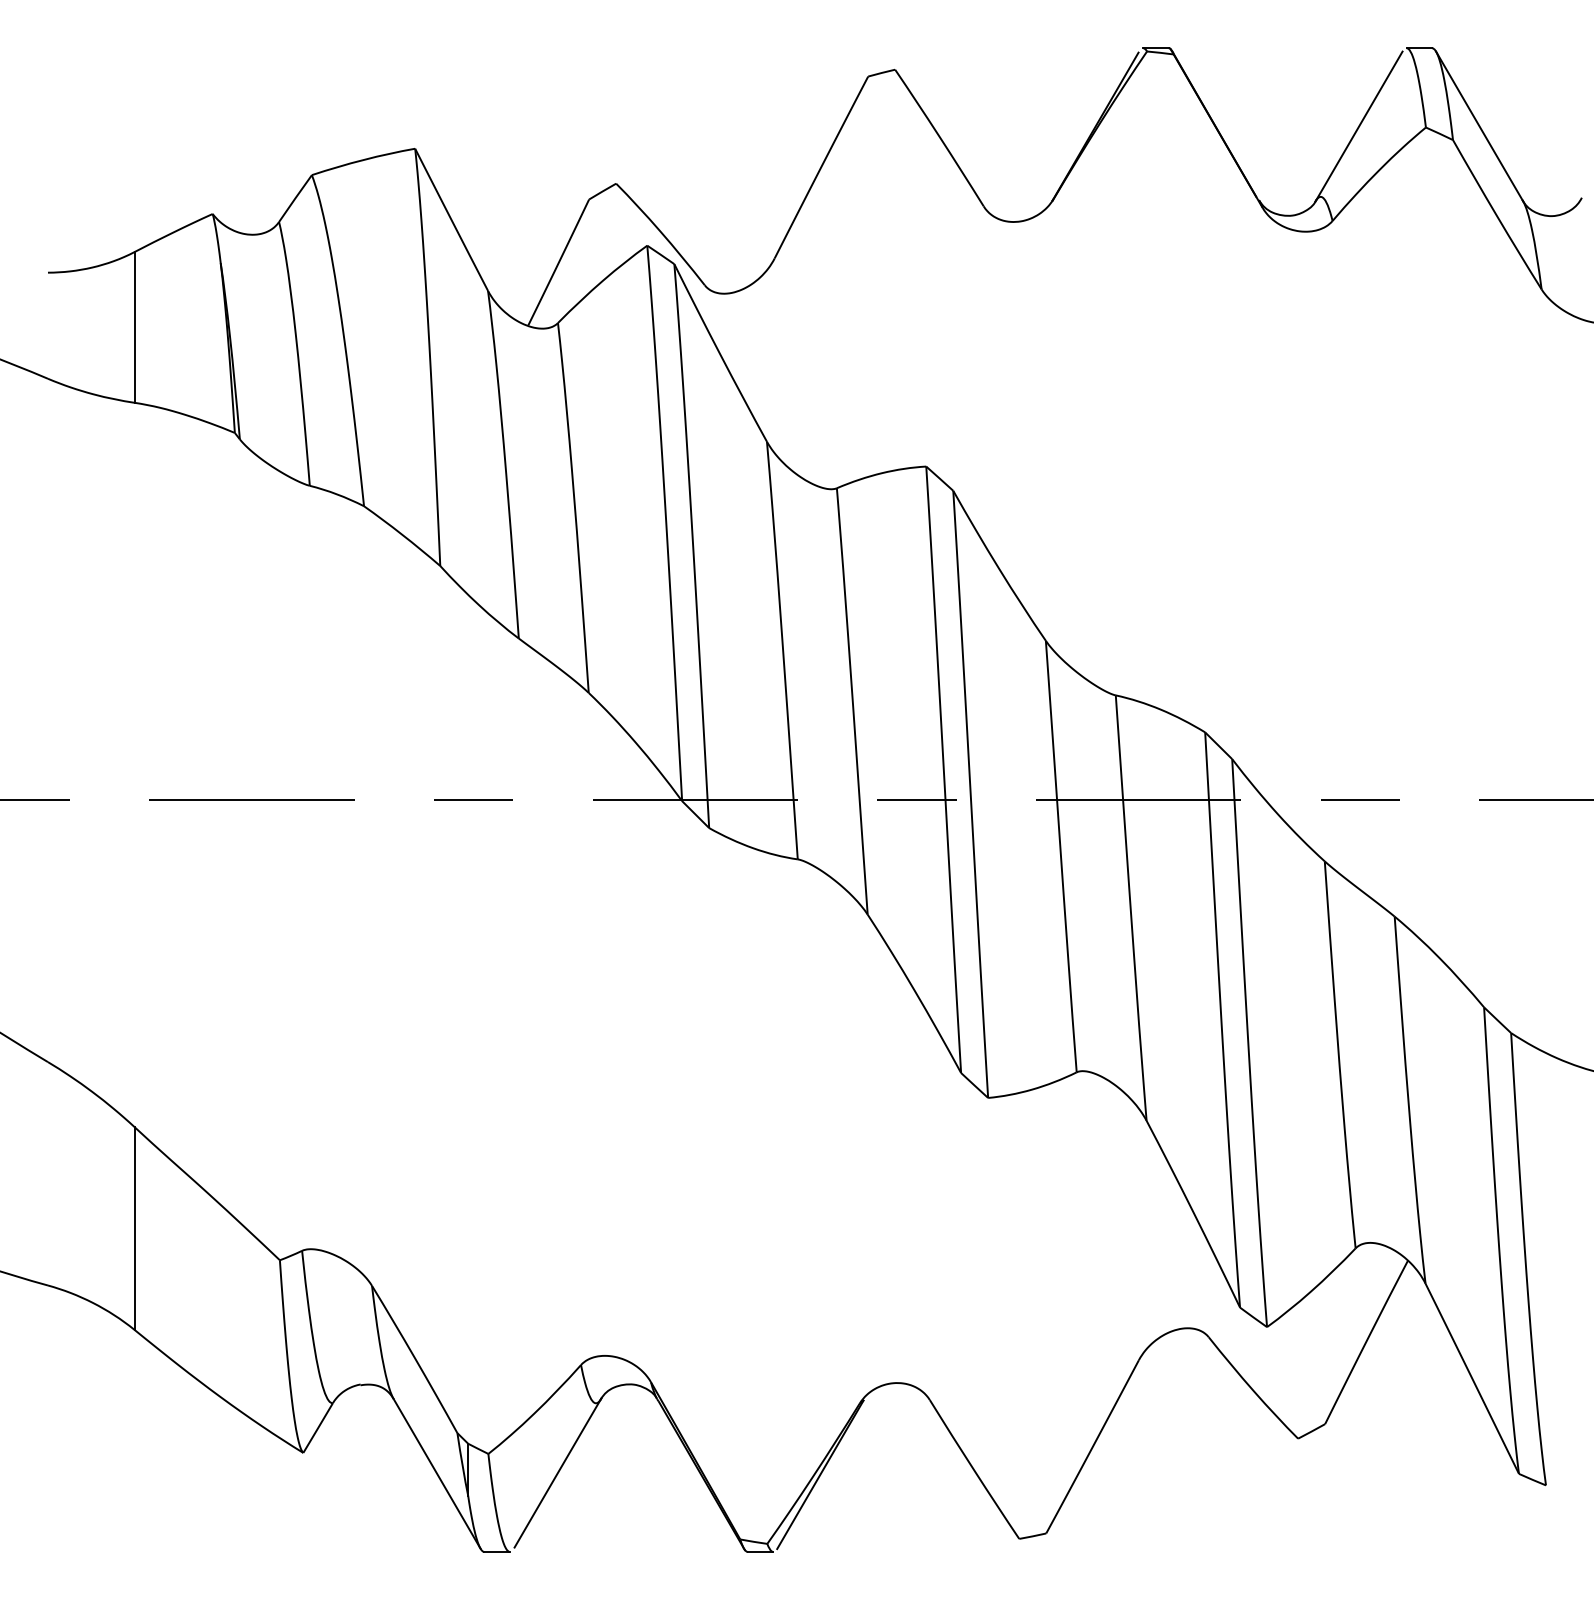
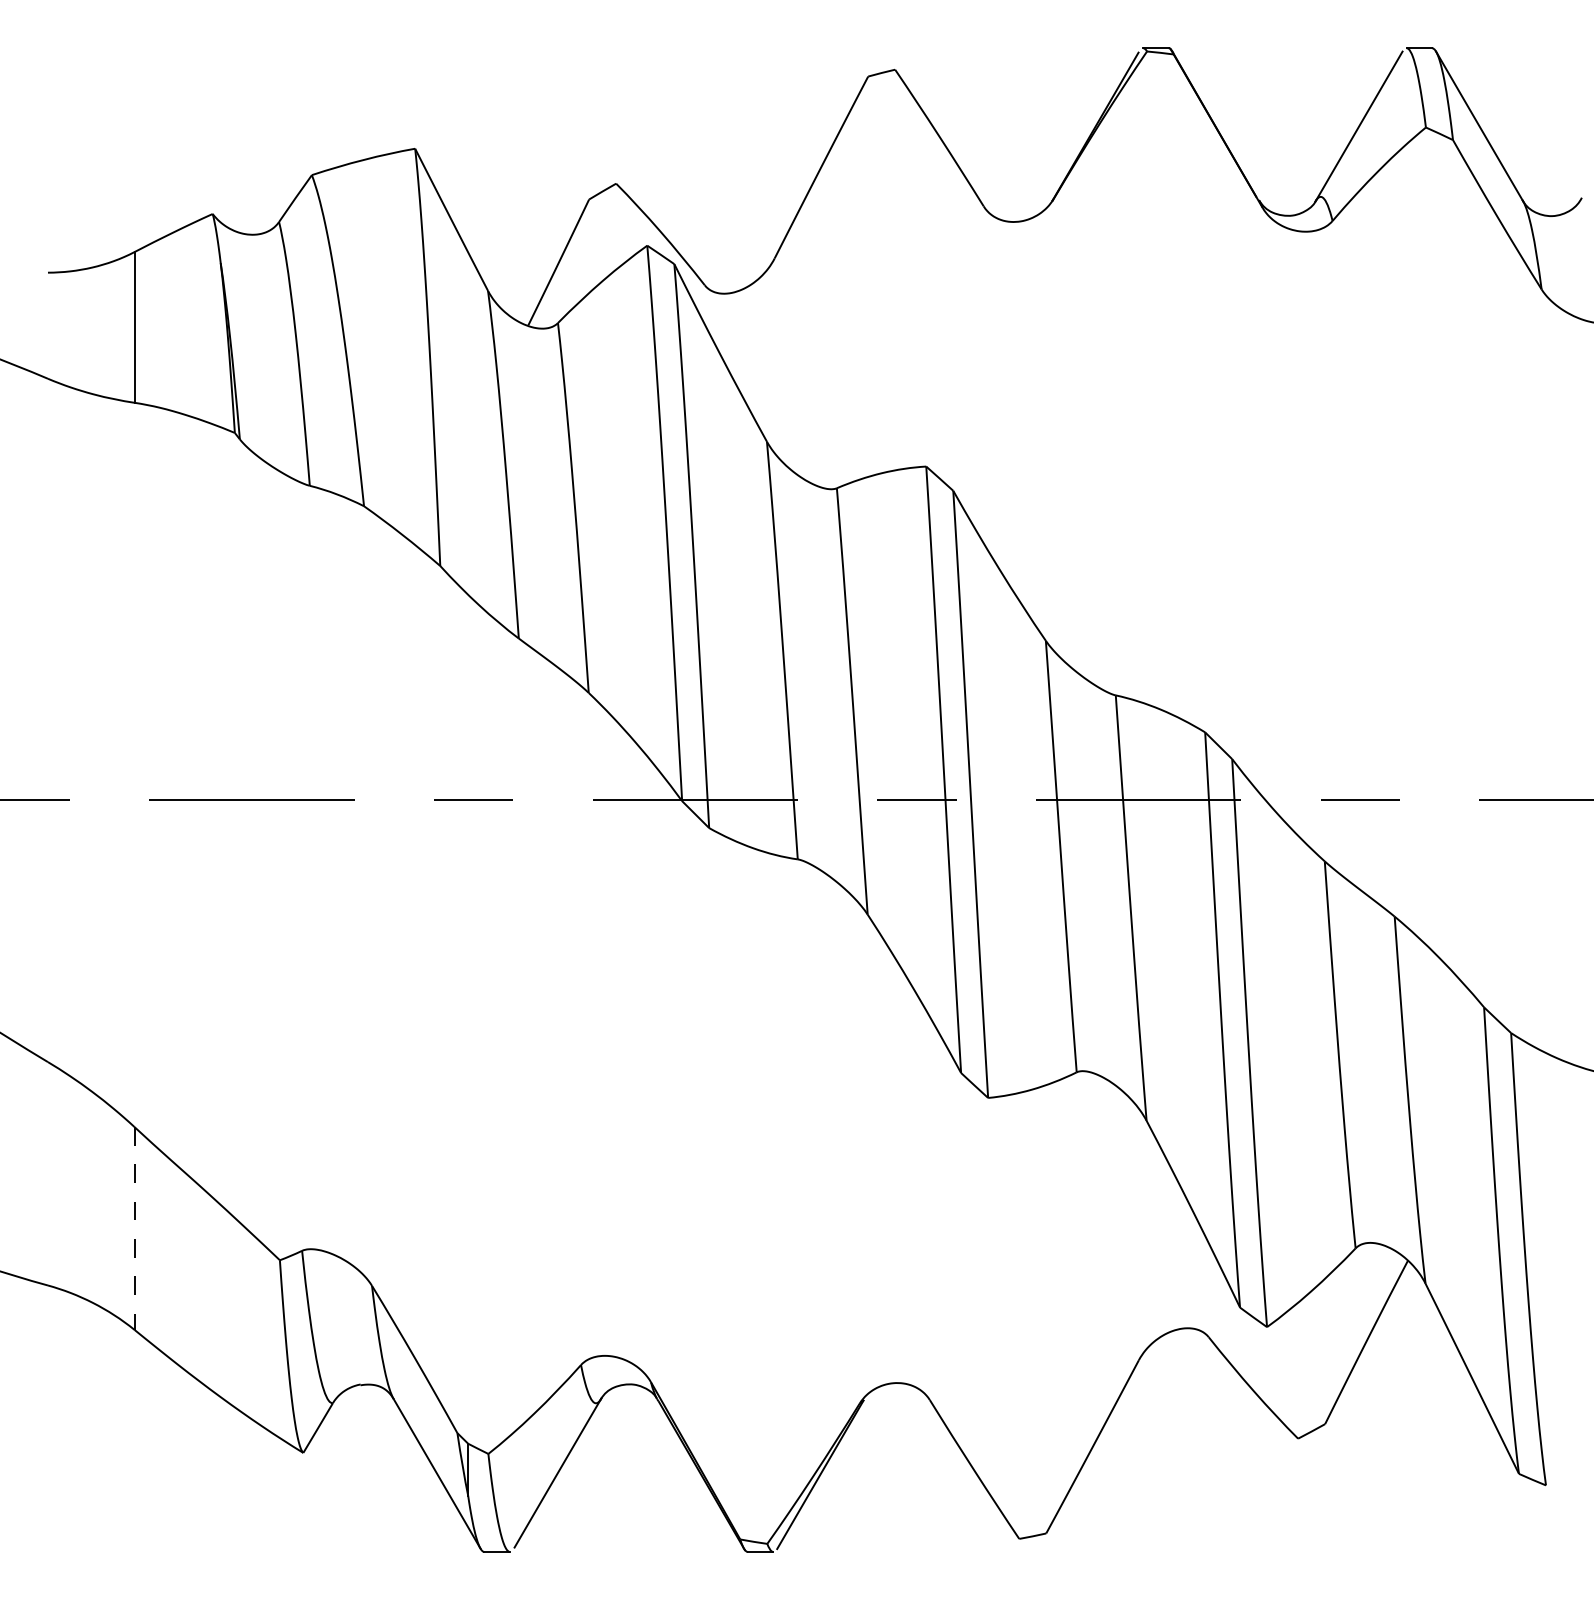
line: solid -> dashed (134, 1228)
